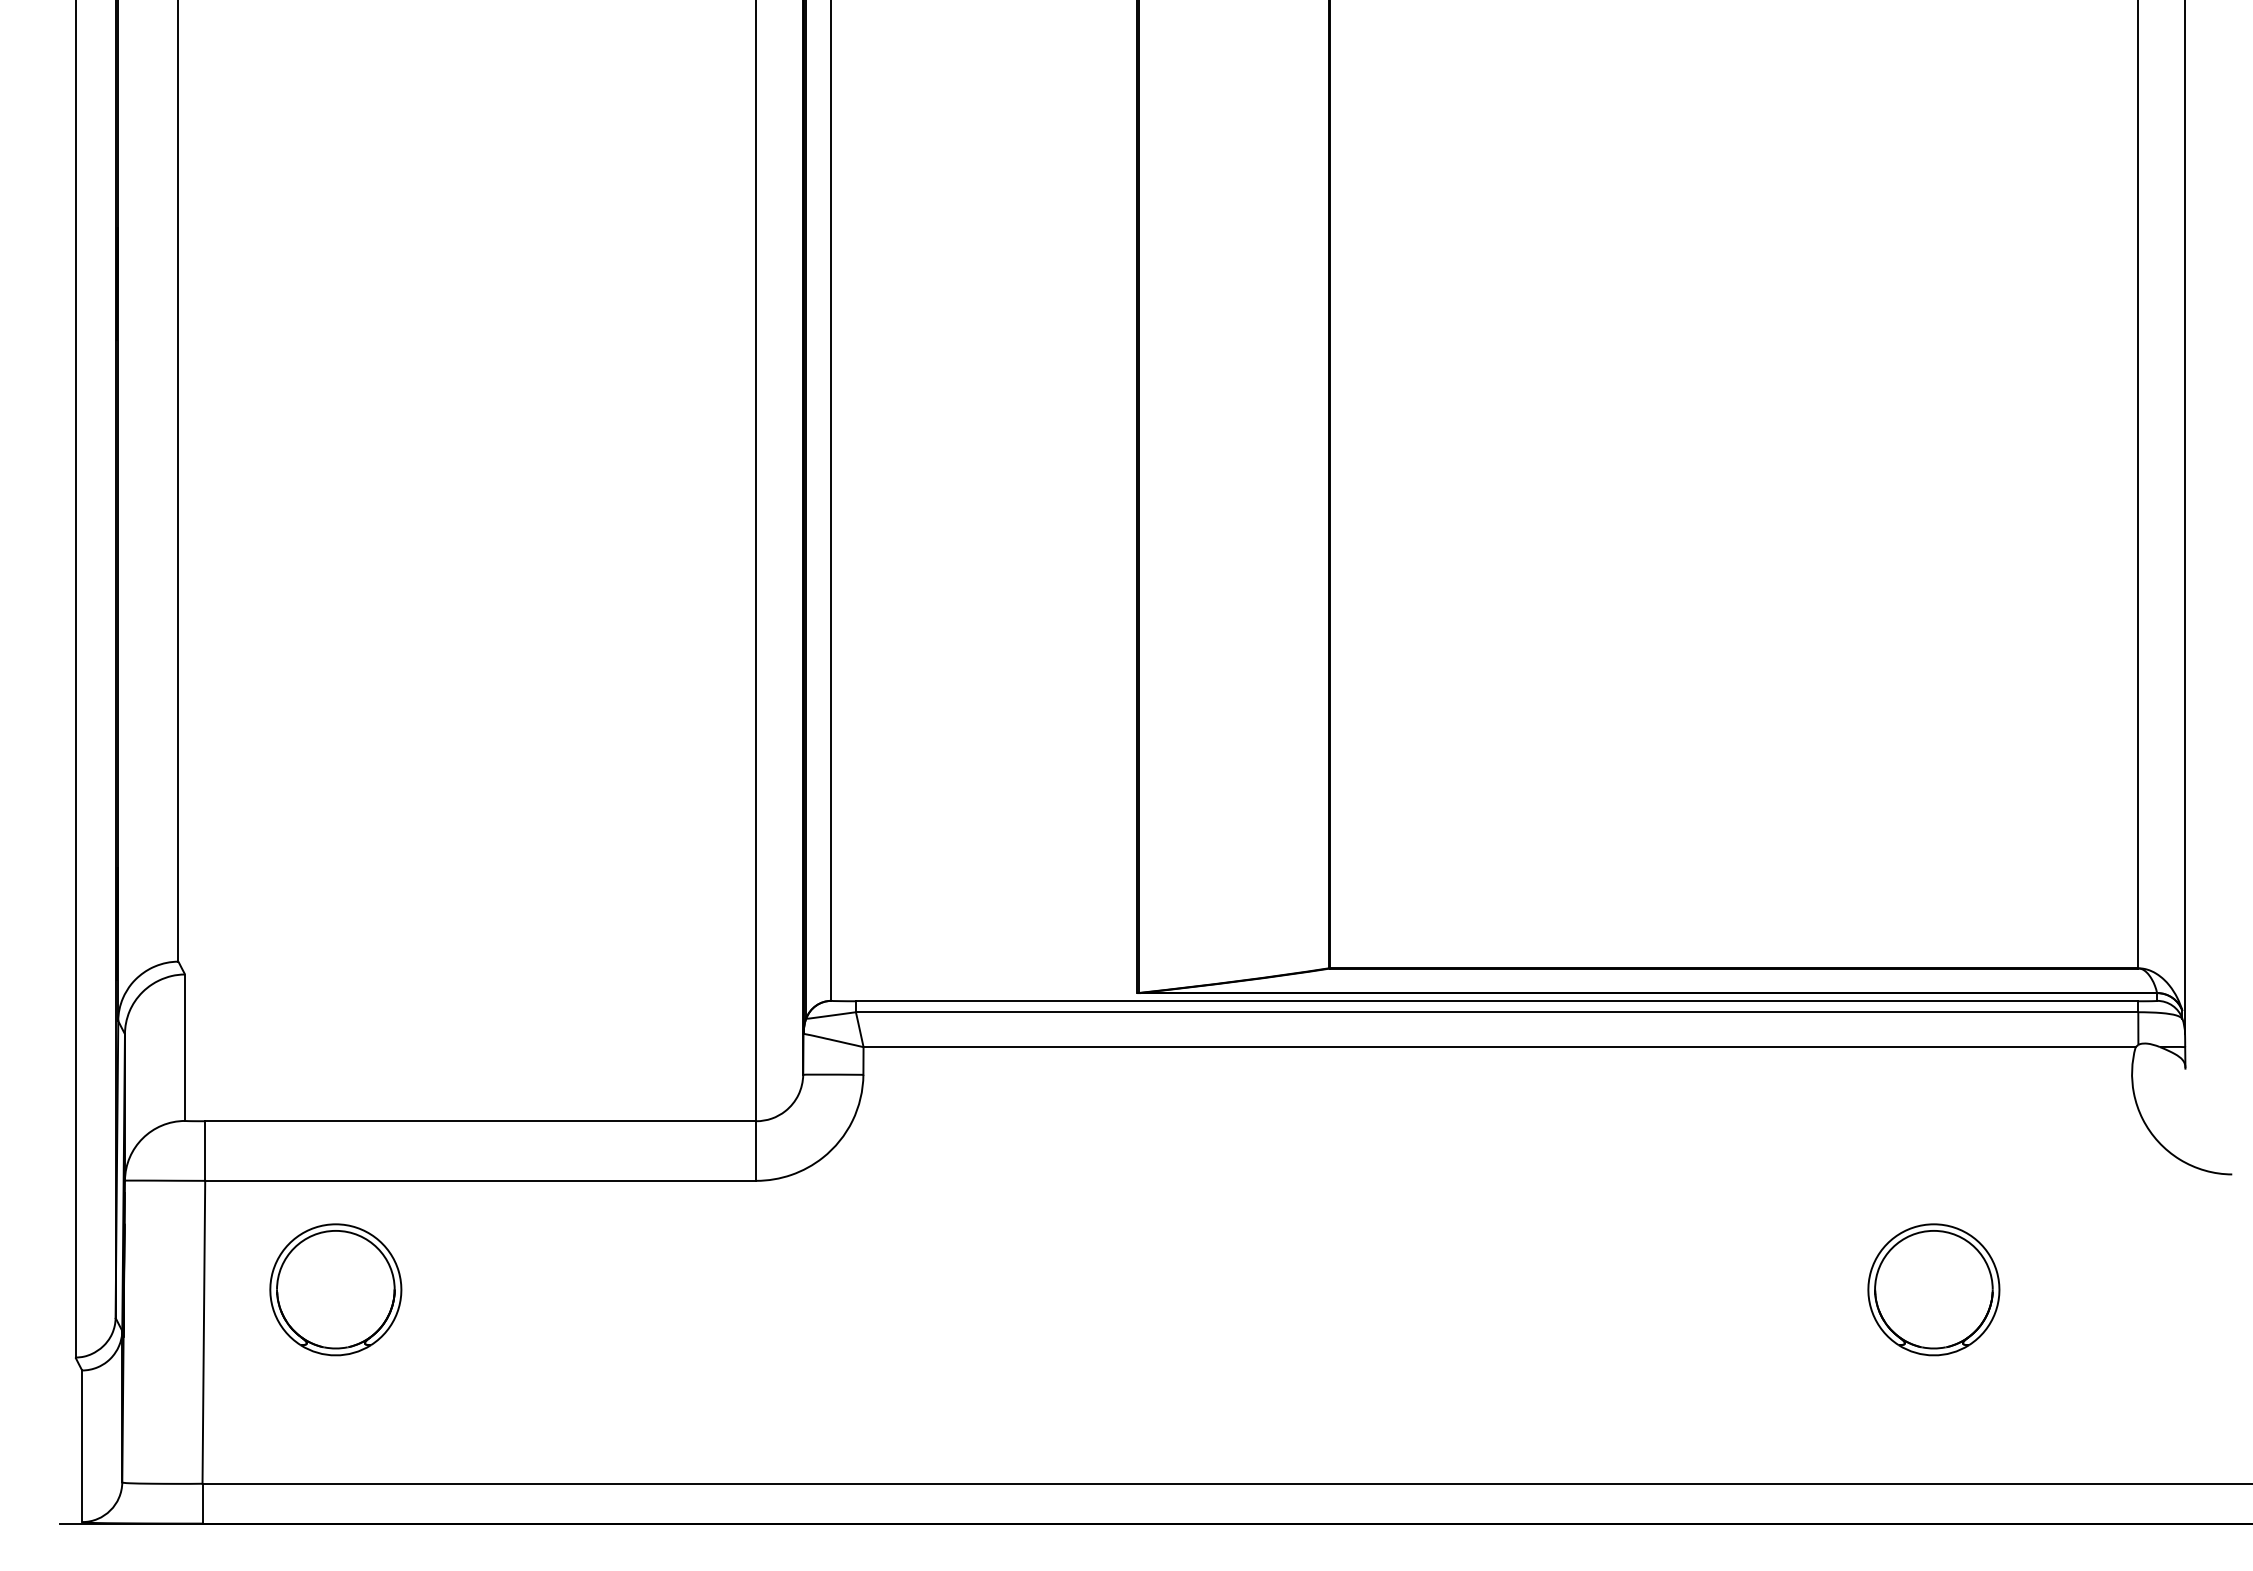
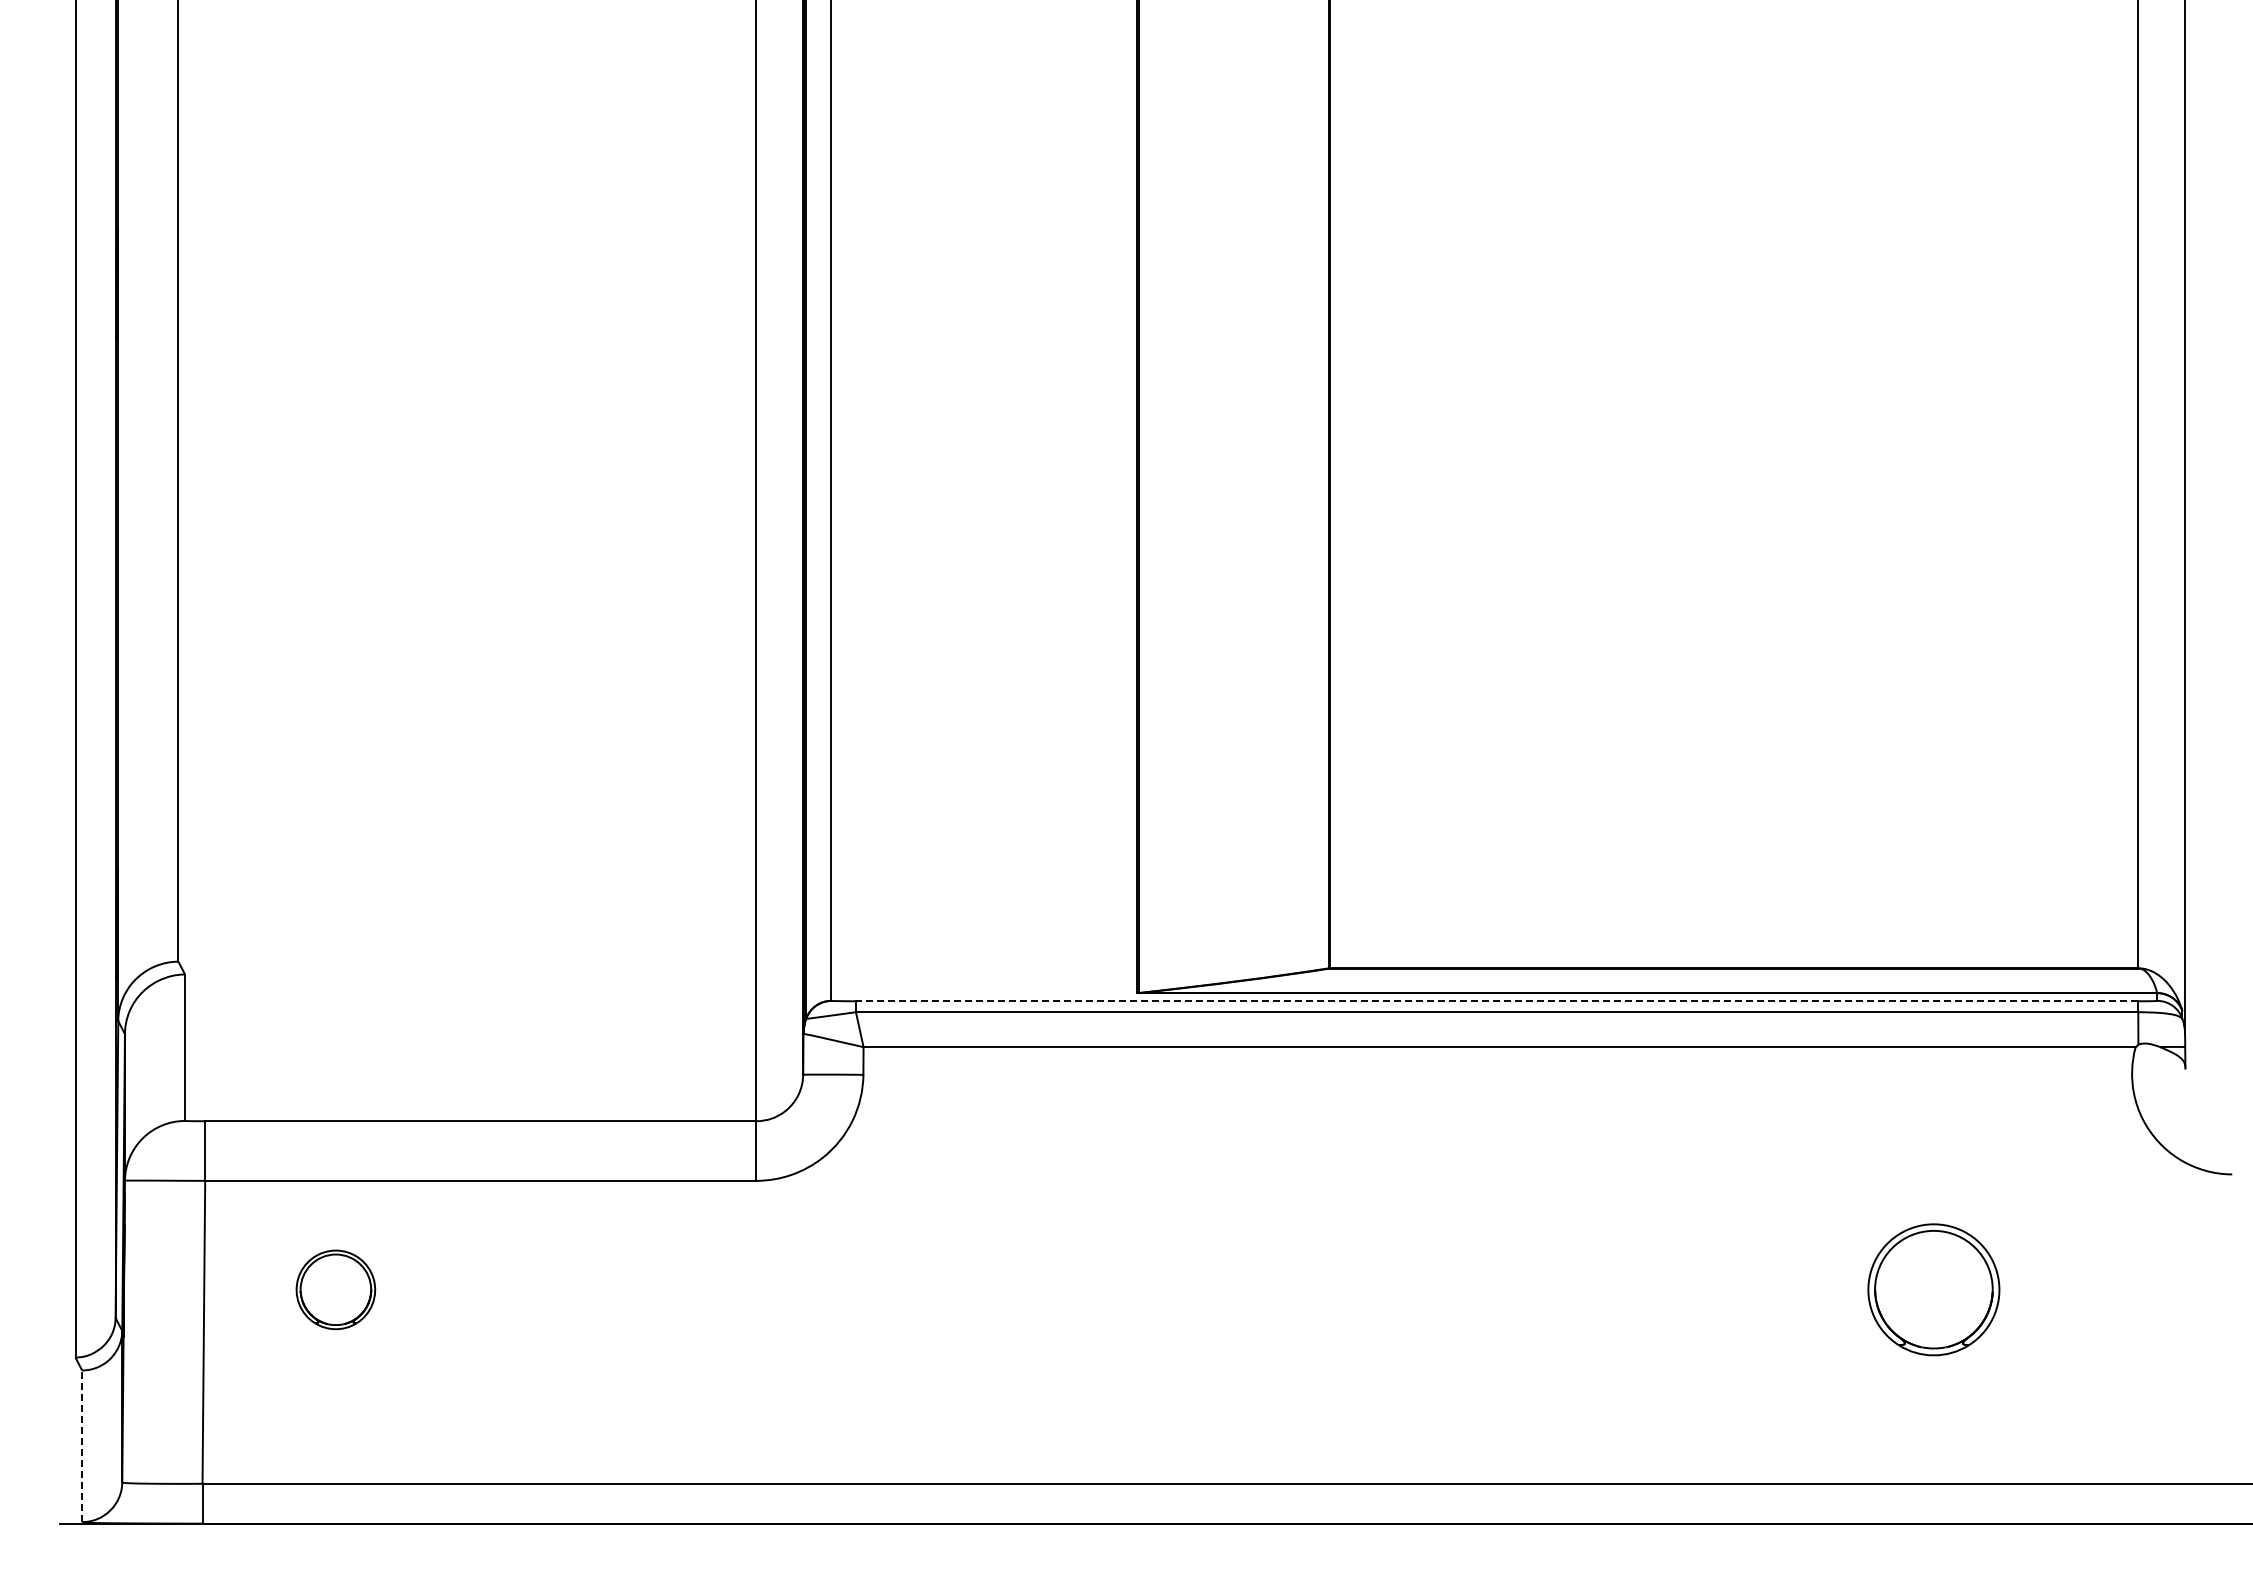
line: solid -> dashed (1496, 1001)
part size: 134x134 px -> 82x82 px (335, 1289)
line: solid -> dashed (82, 1446)
